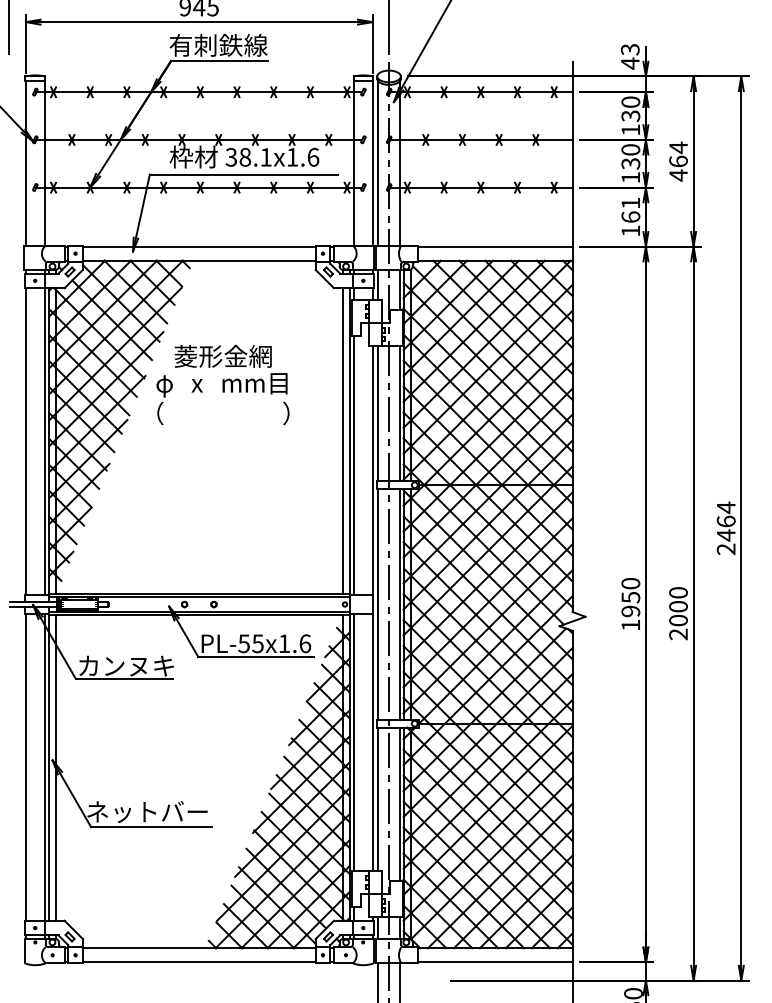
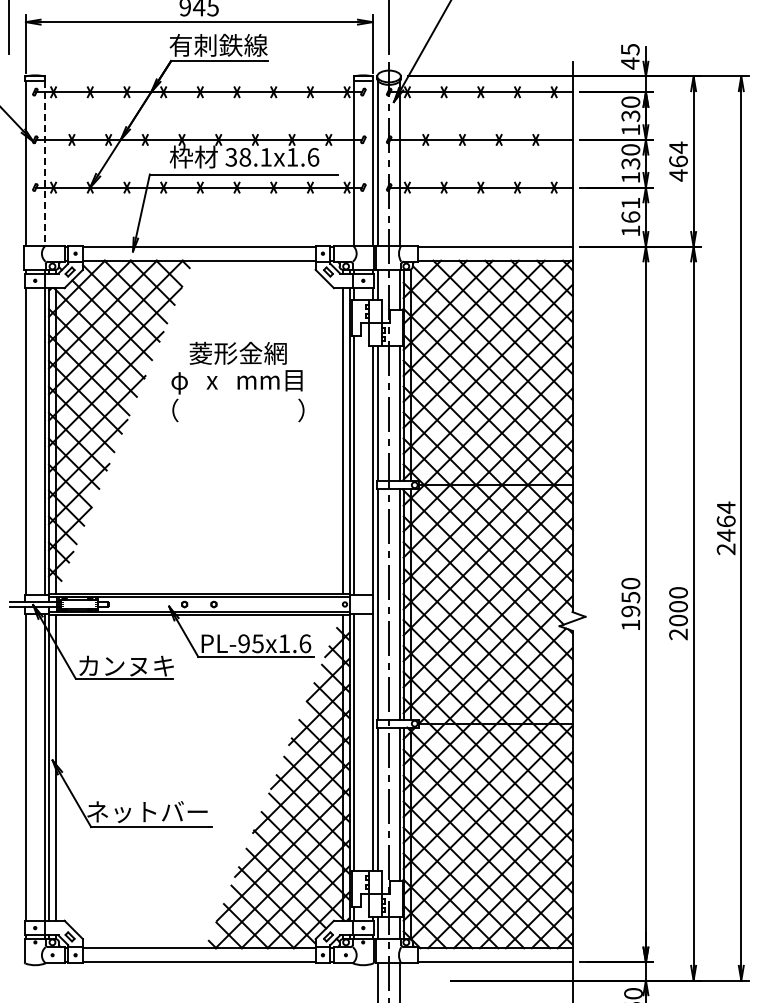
text: 43 -> 45 (629, 49)
line: solid -> dashed (44, 163)
text position: (222, 384) -> (237, 381) (237, 381)
text: PL-55x1.6 -> PL-95x1.6 (243, 643)
